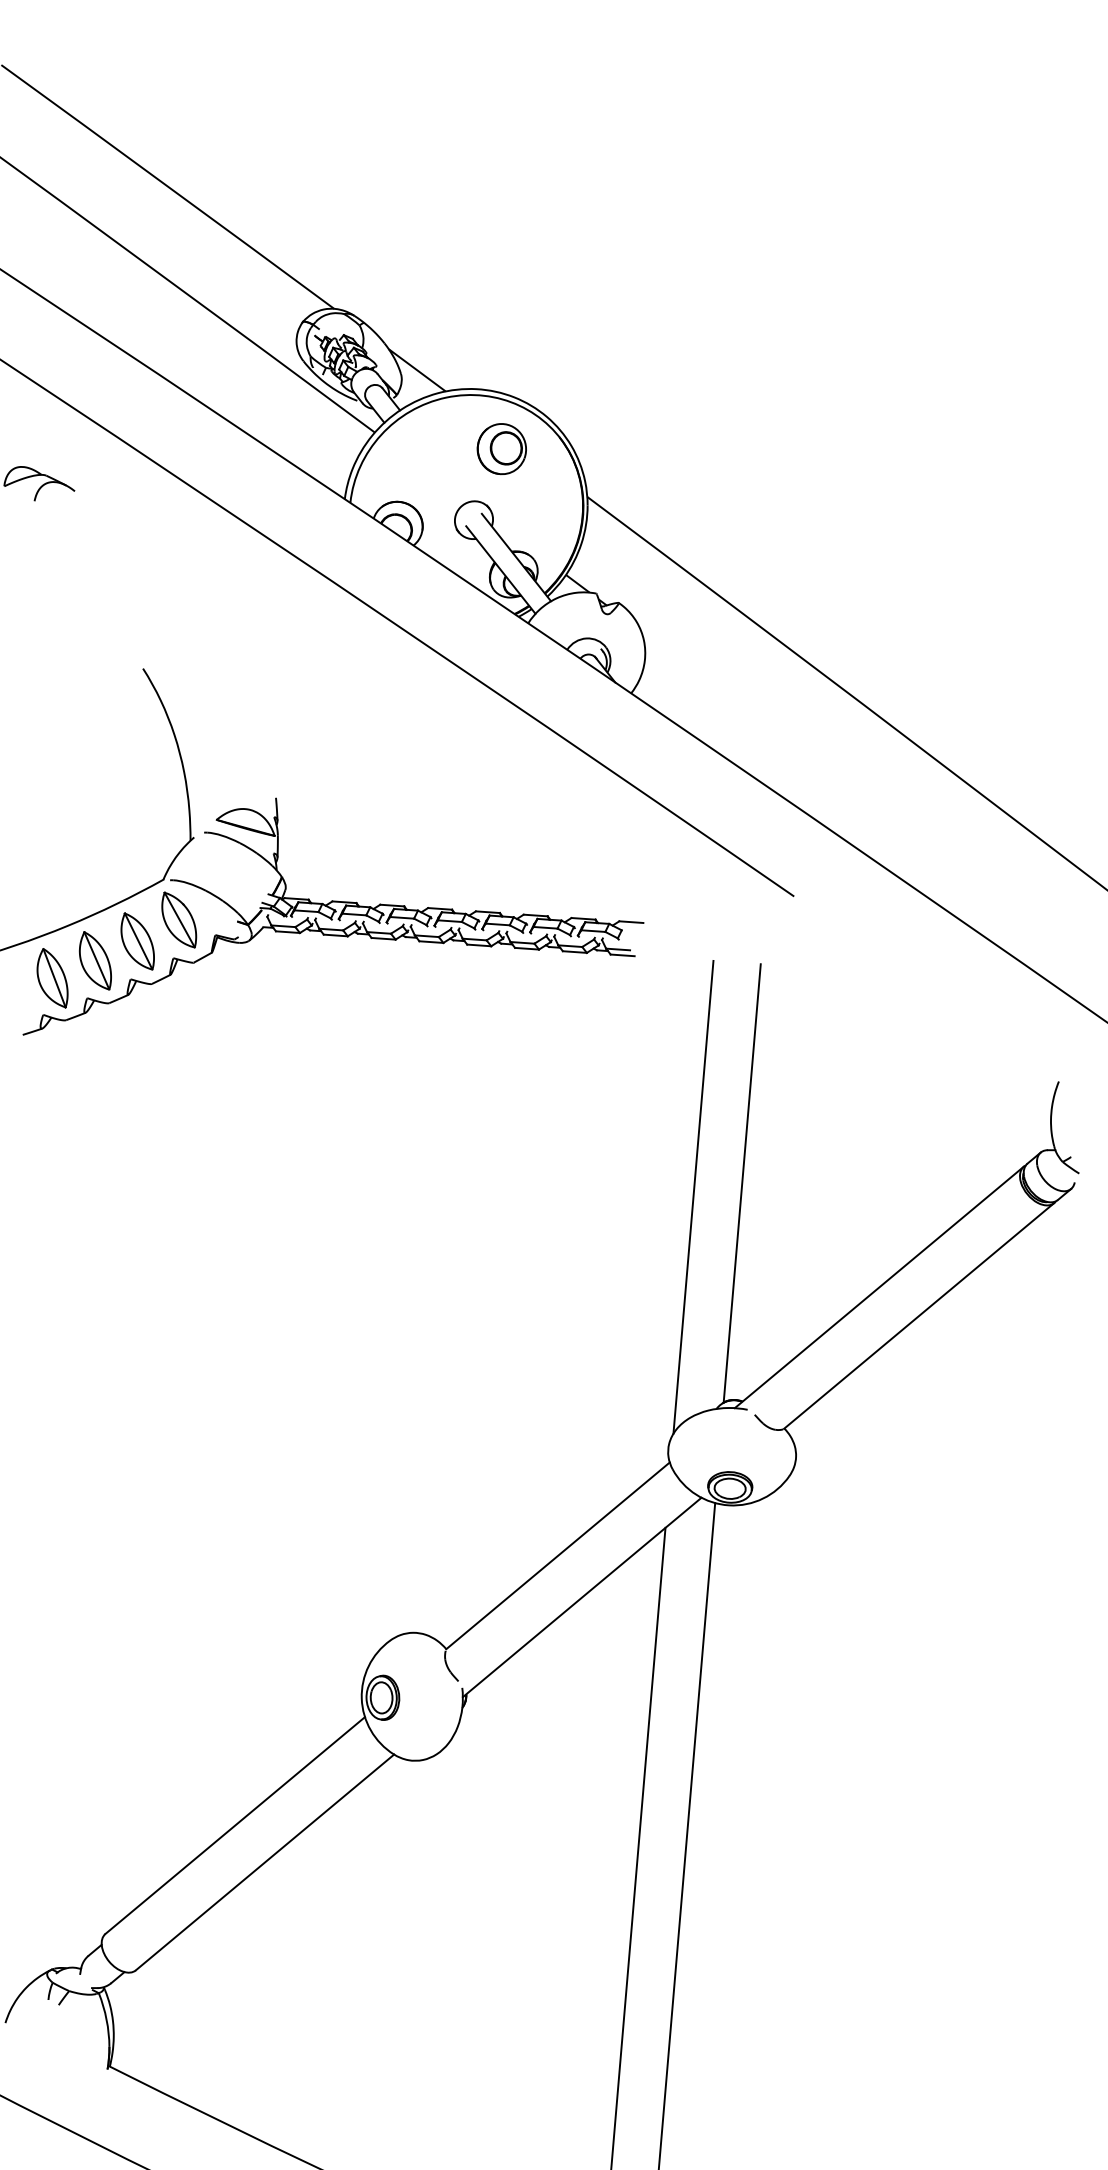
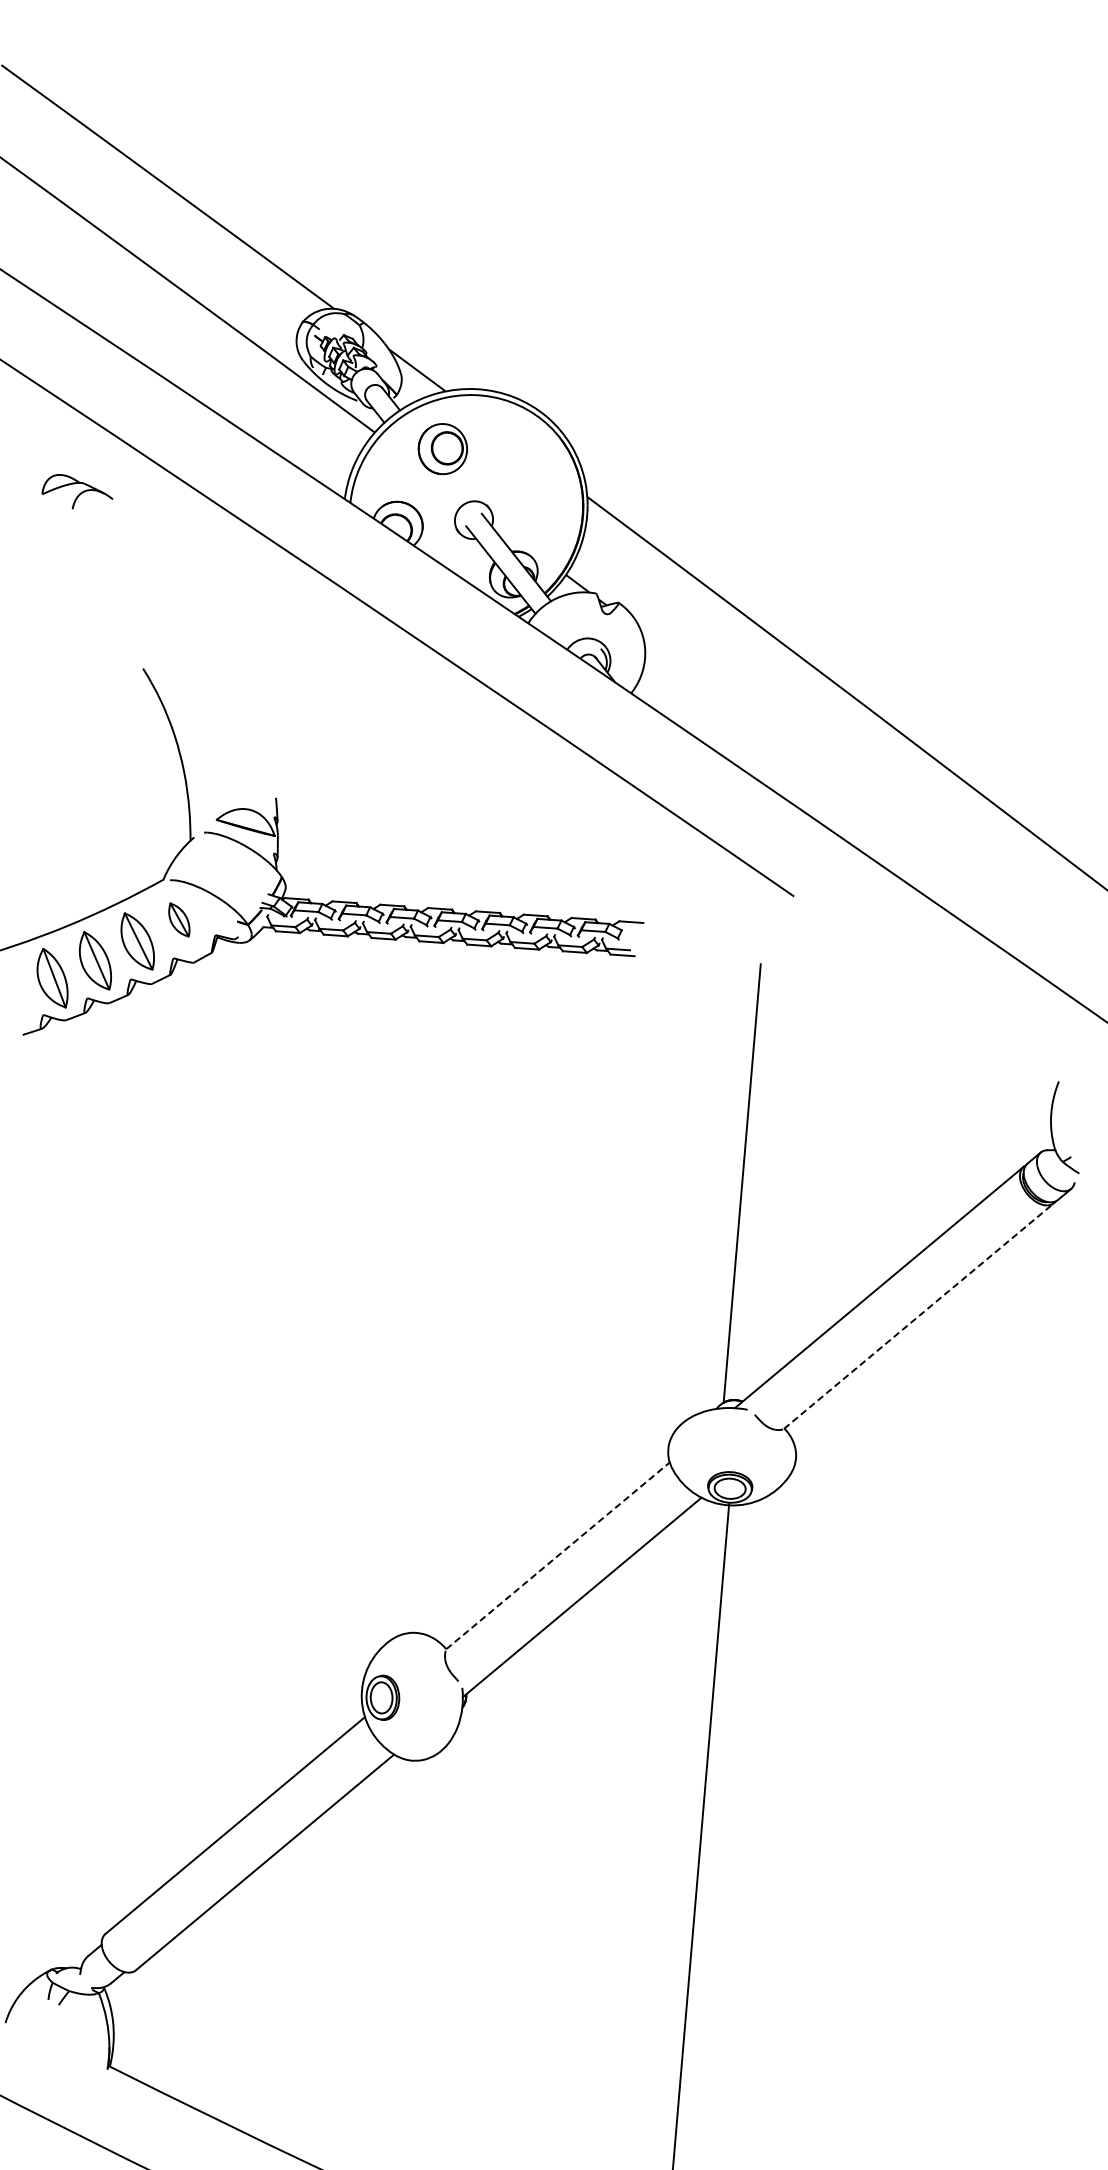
part position: (501, 449) -> (442, 449) (442, 449)
part position: (39, 483) -> (77, 491) (77, 491)
part size: 37x58 px -> 23x36 px (179, 919)
line: present -> none (693, 1196)
line: solid -> dashed (919, 1315)
line: solid -> dashed (558, 1555)
line position: (687, 1834) -> (701, 1835) (701, 1835)
line: present -> none (638, 1846)
